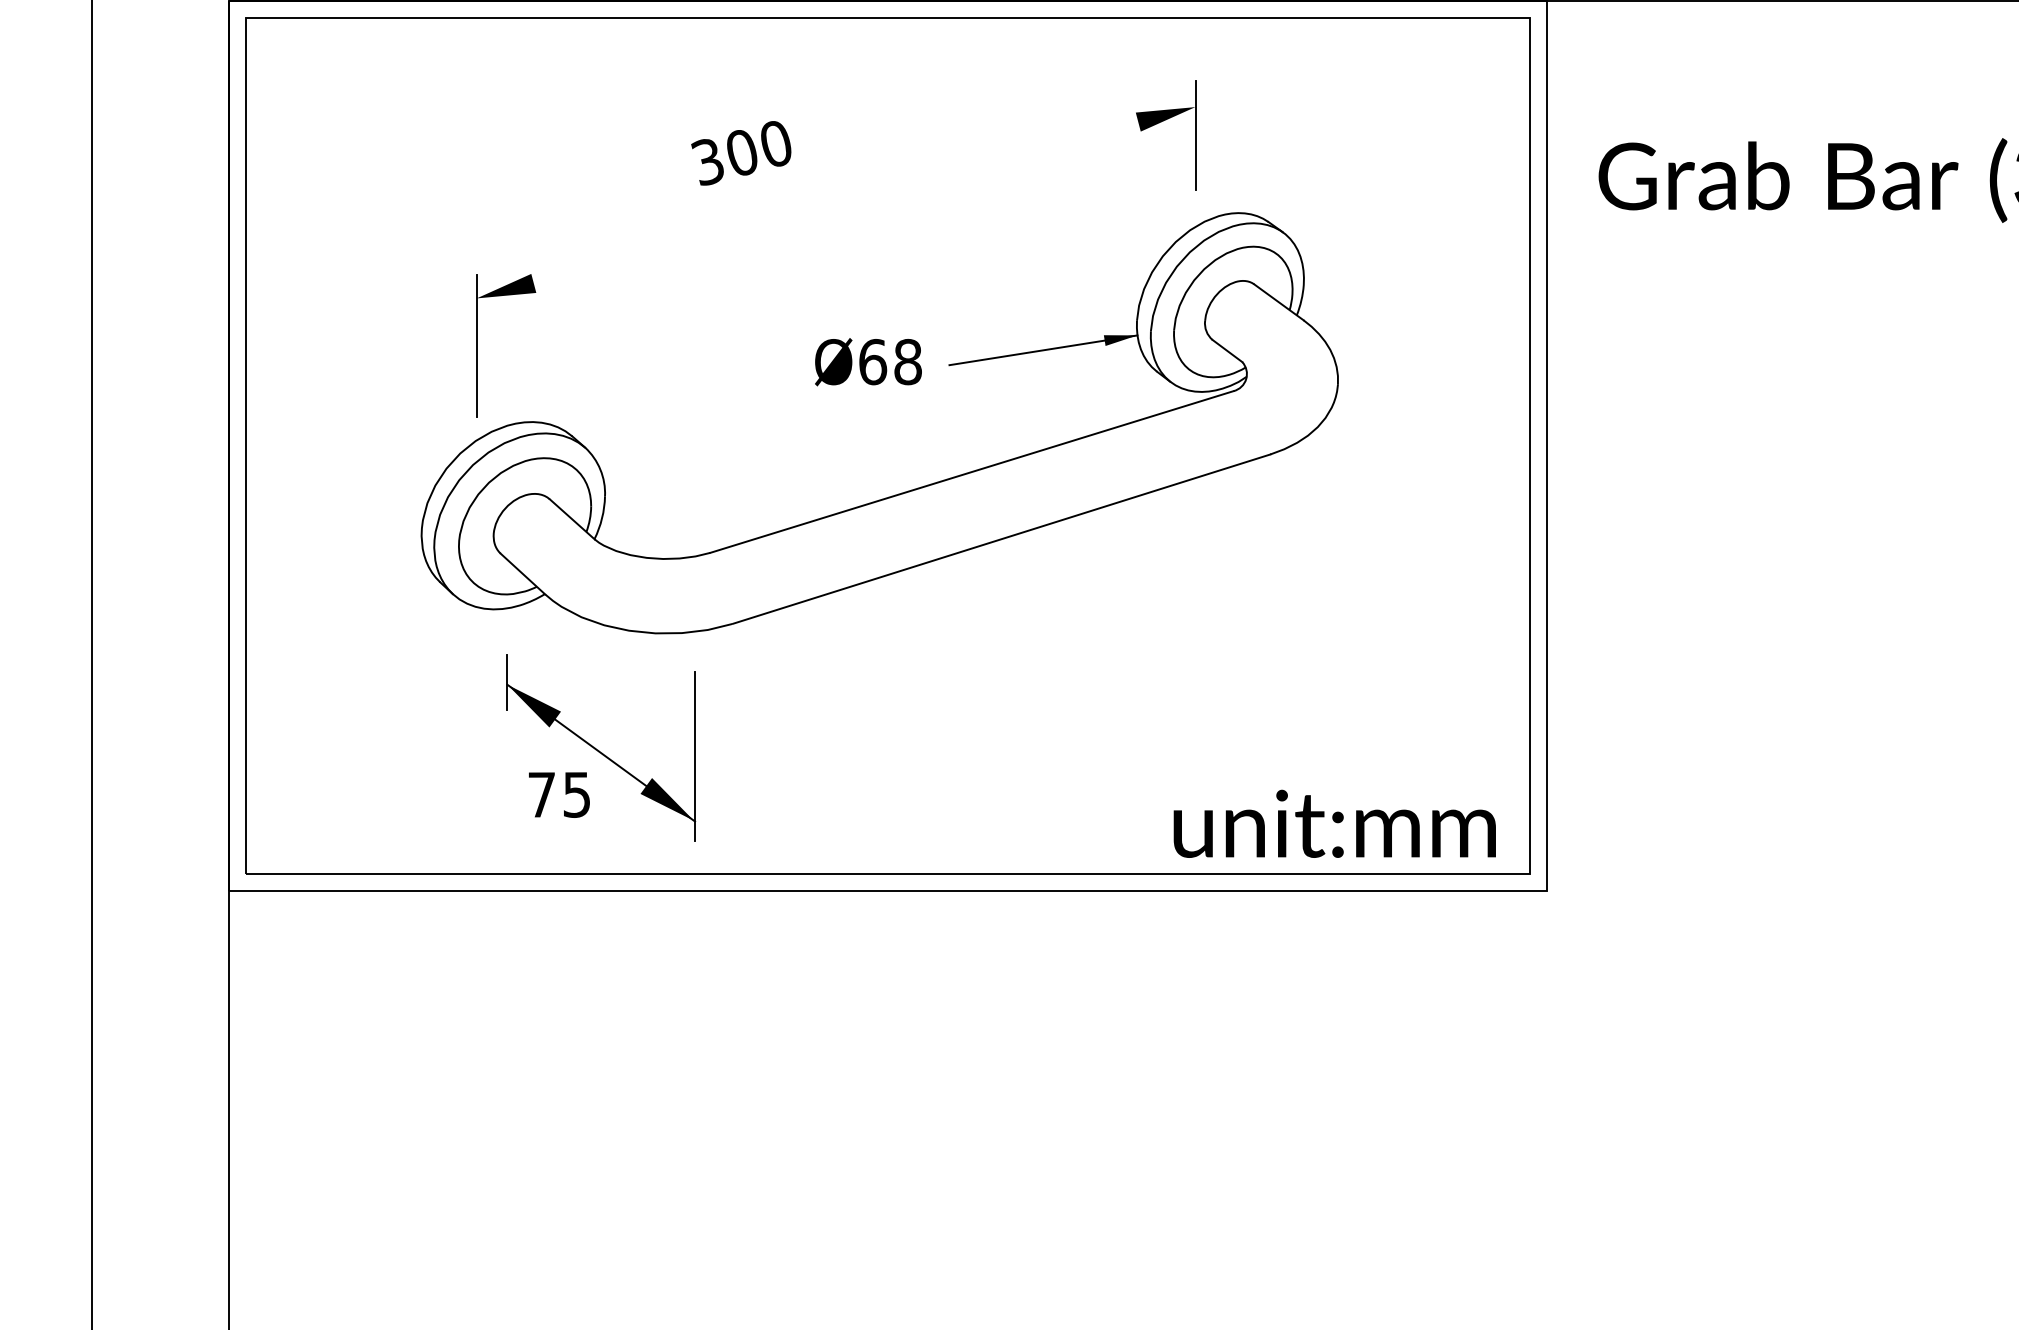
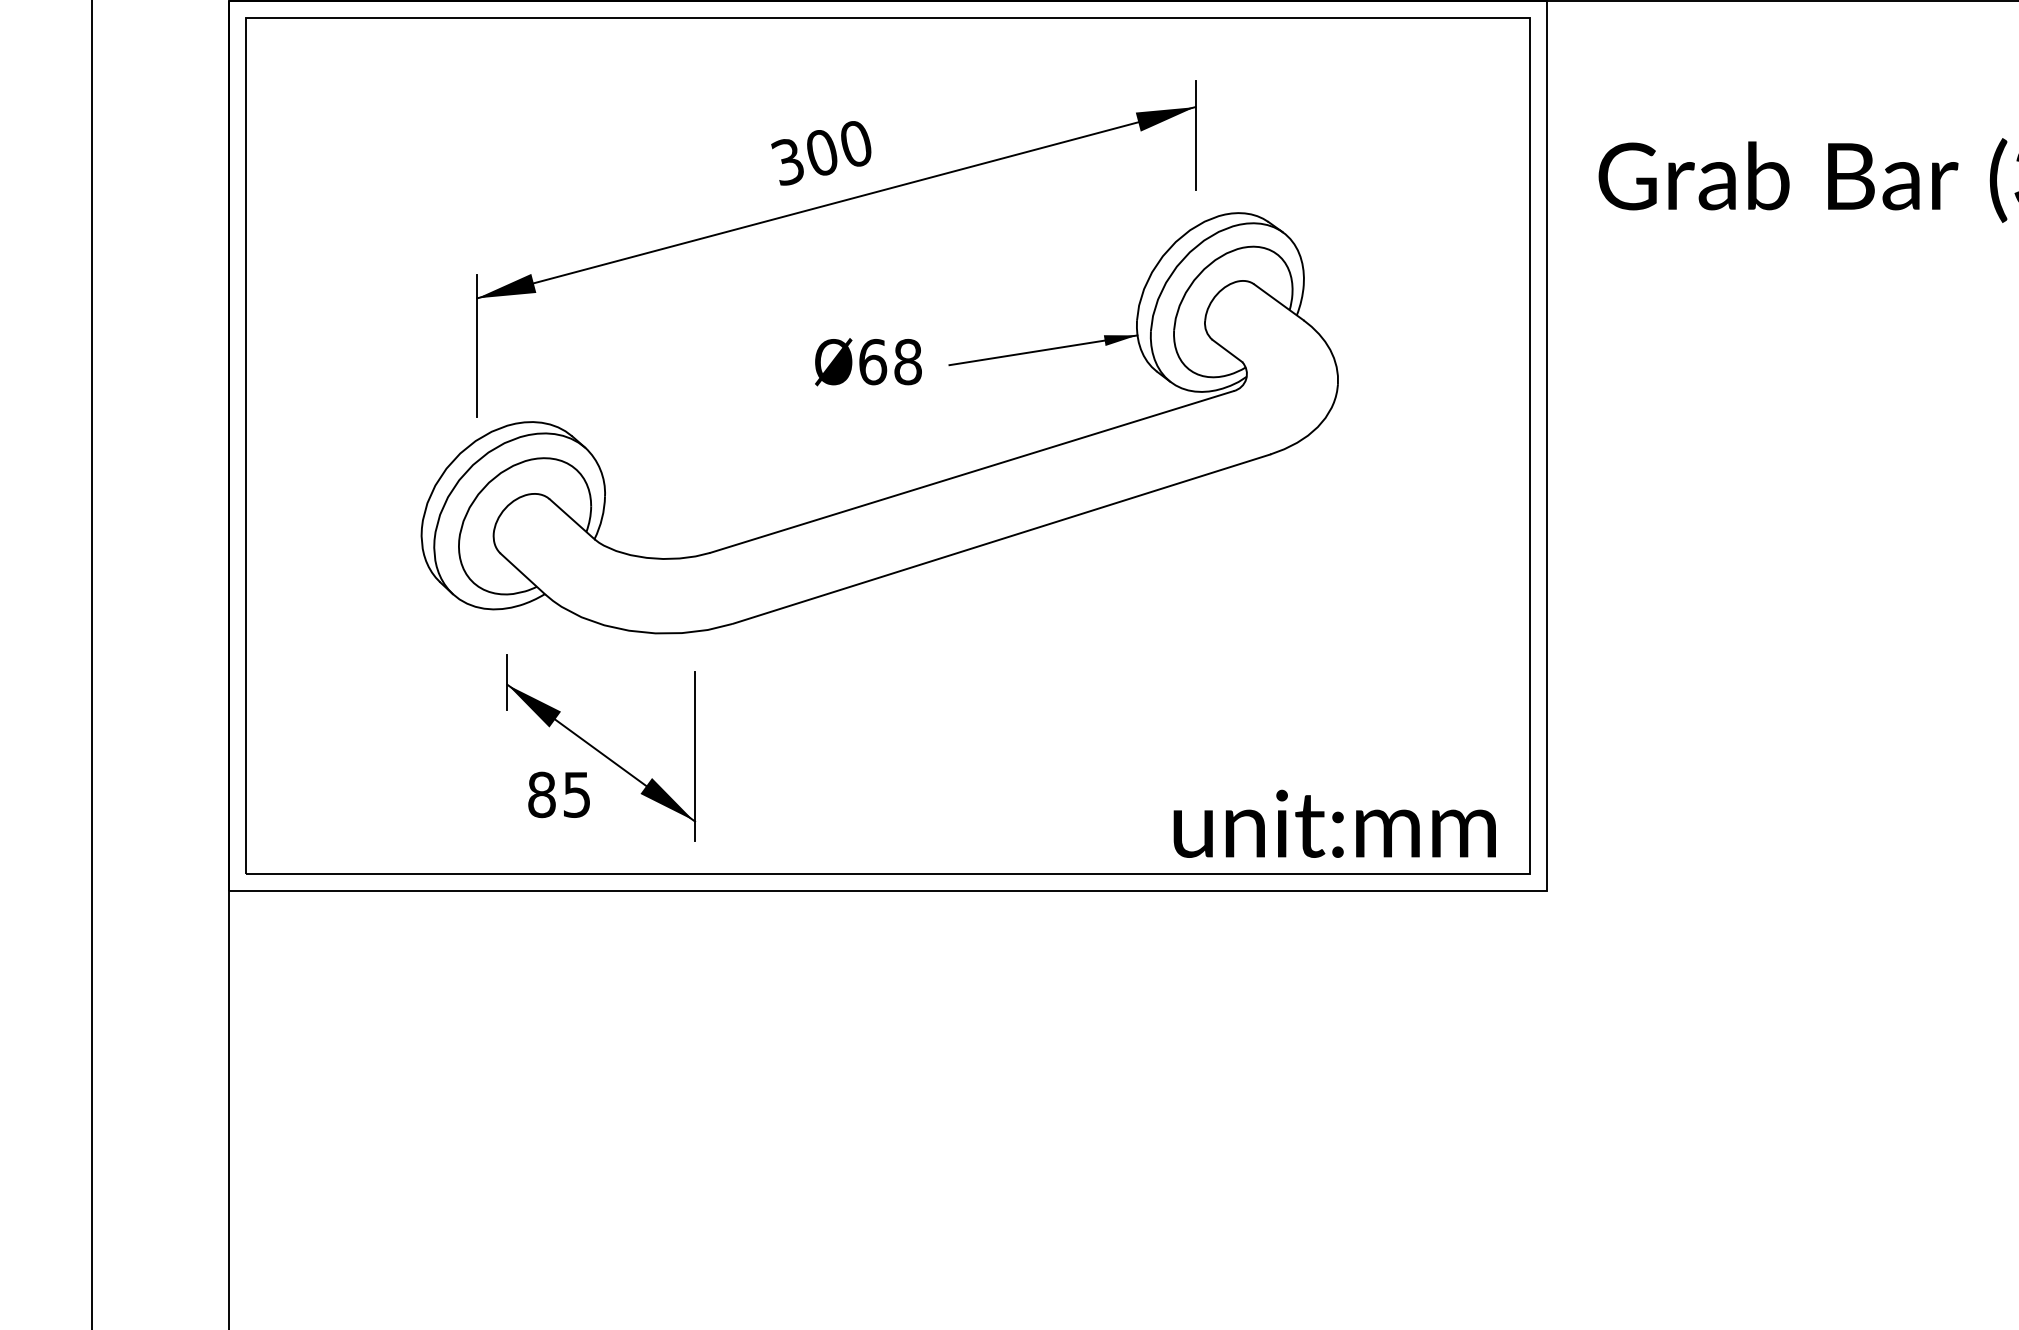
text position: (741, 153) -> (821, 153) (821, 153)
line: none -> present (836, 202)
text: 75 -> 85 (541, 794)
